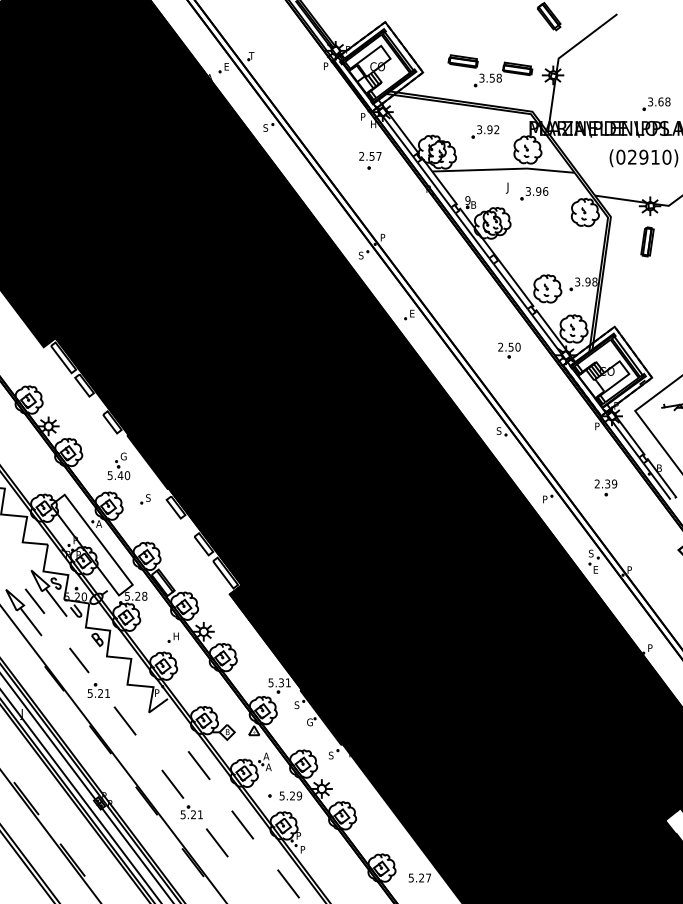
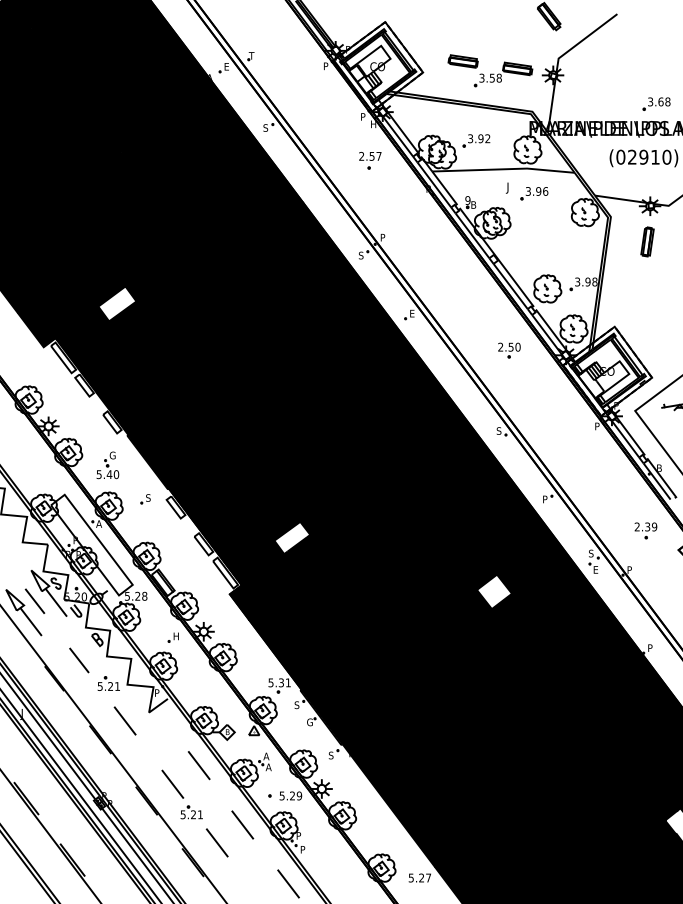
part position: (485, 131) -> (476, 140) (476, 140)
fill: present -> none (117, 303)
part position: (118, 466) -> (107, 465) (107, 465)
part position: (605, 487) -> (645, 530) (645, 530)
fill: present -> none (292, 537)
fill: present -> none (494, 591)
part position: (98, 690) -> (108, 683) (108, 683)
